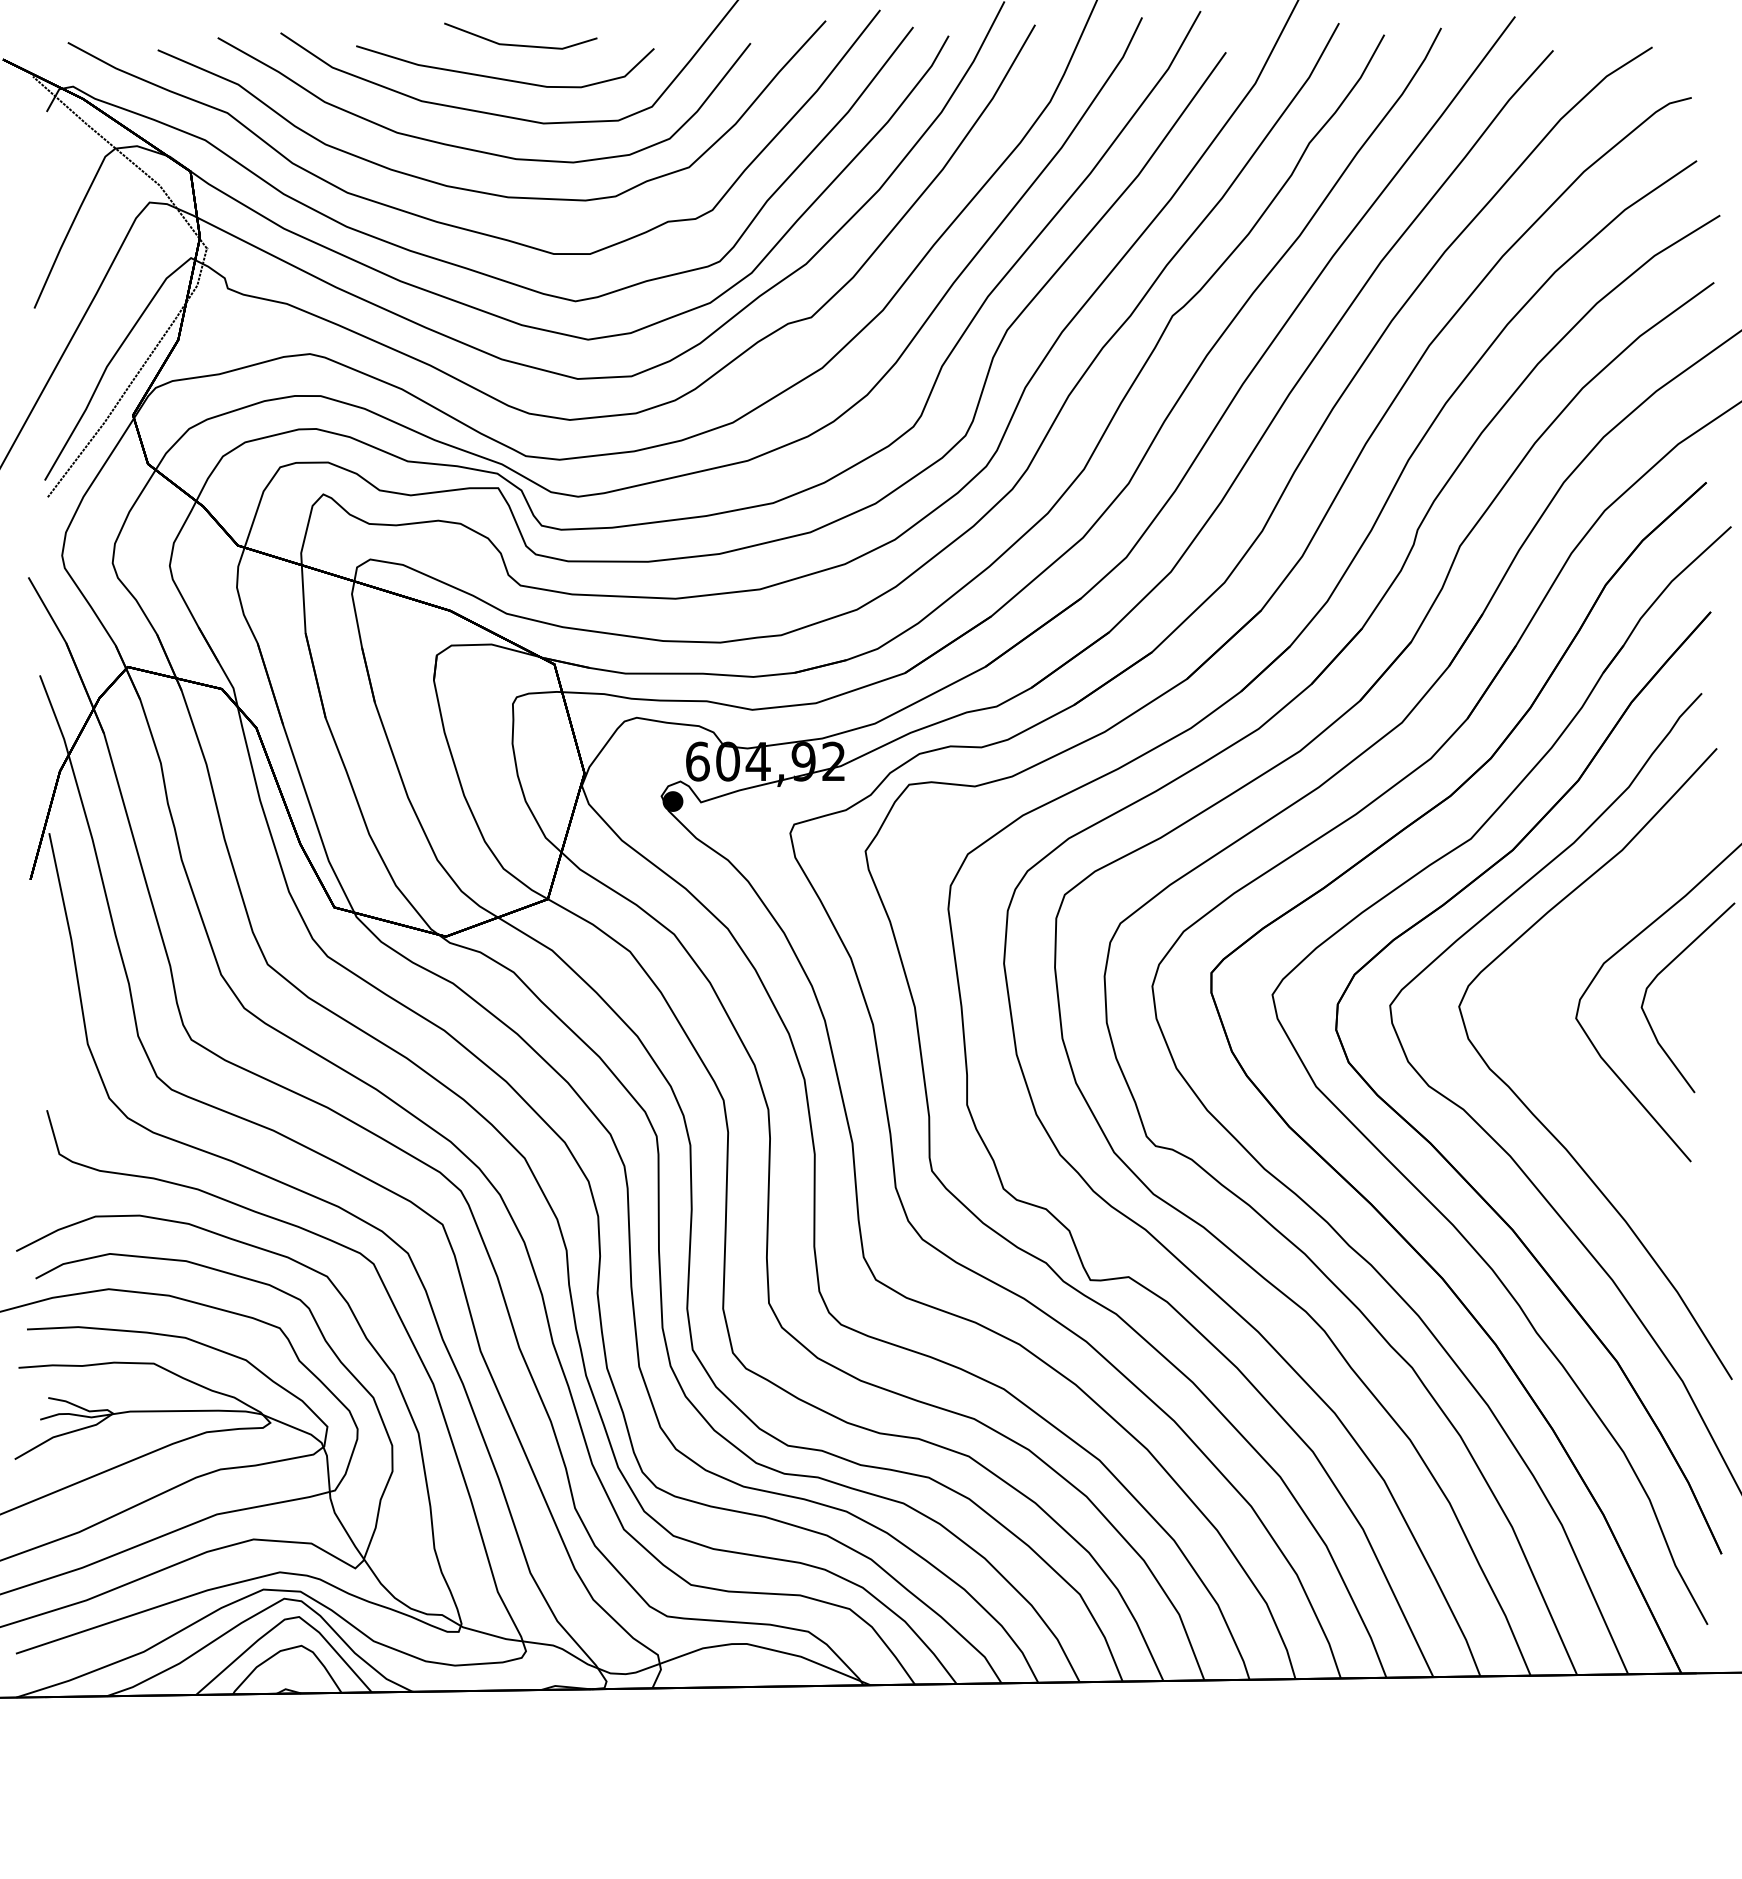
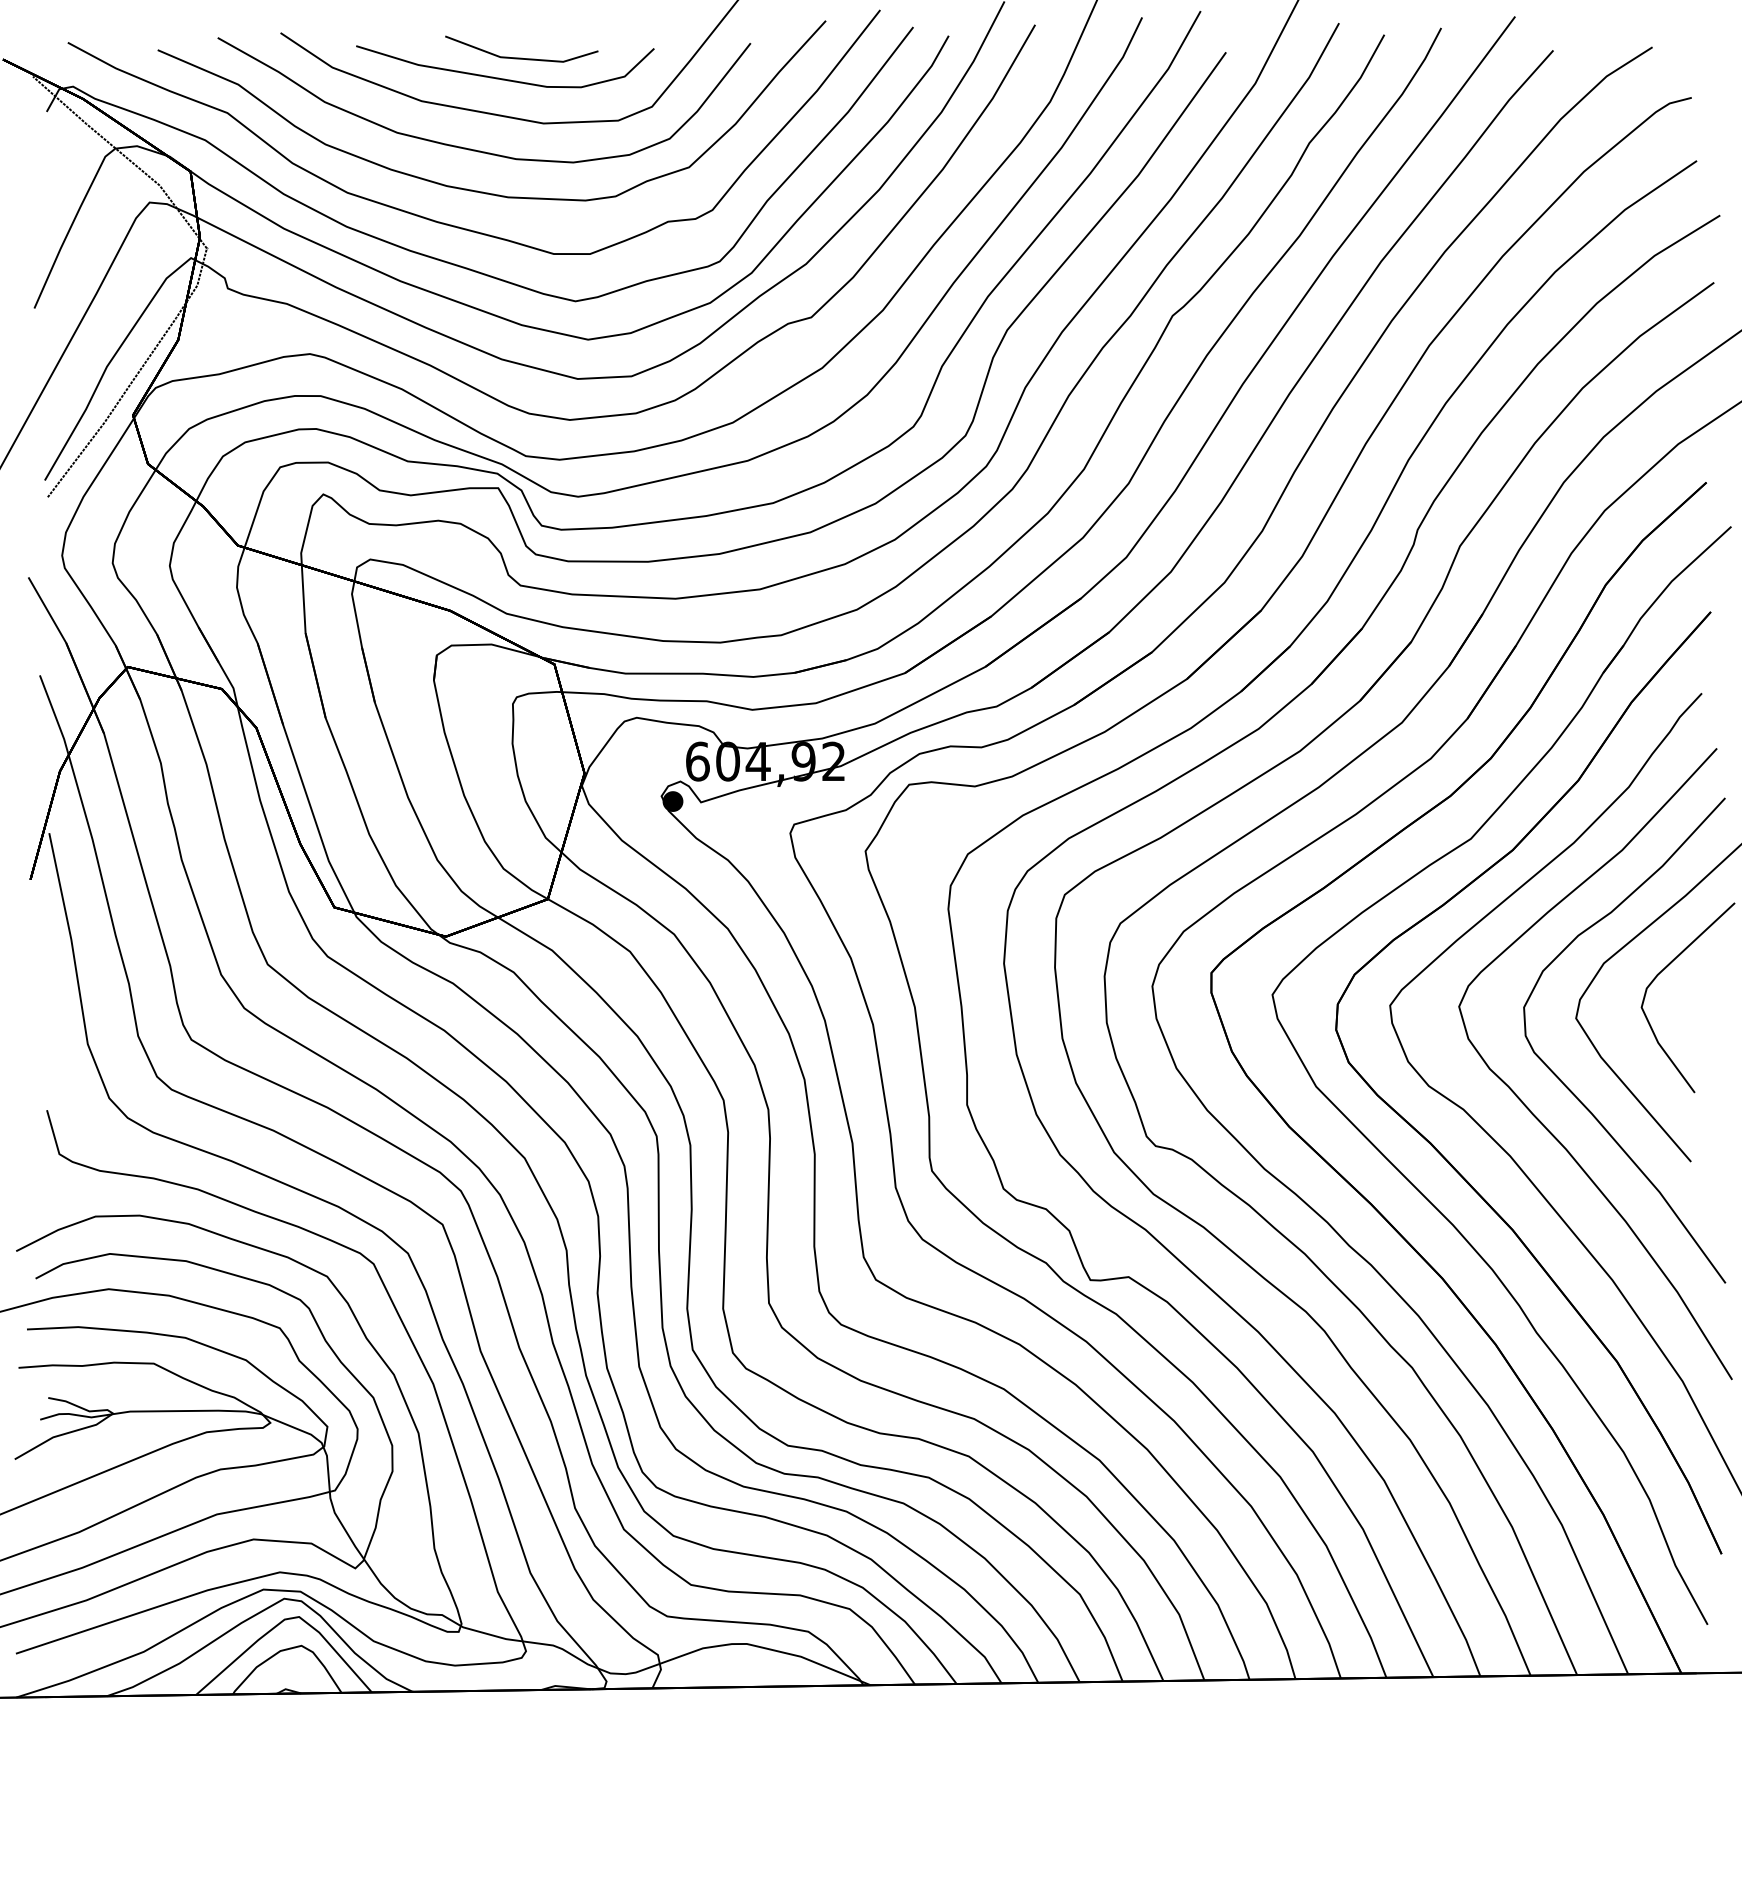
part position: (520, 44) -> (521, 57) (521, 57)
part: none -> present (1572, 1091)
